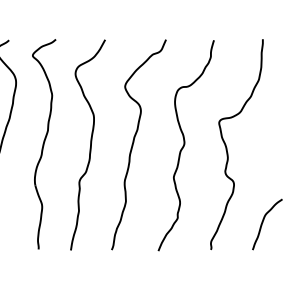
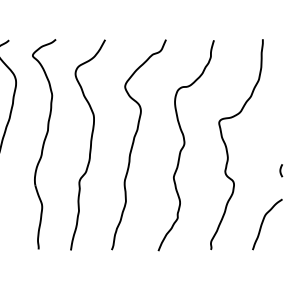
curve: none -> present (281, 170)
